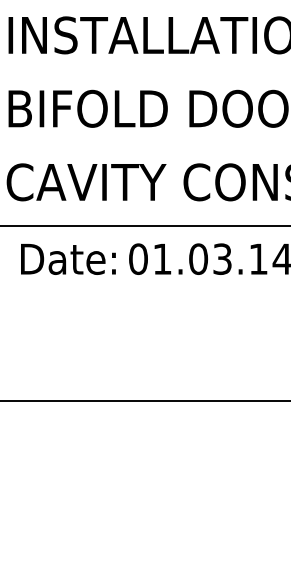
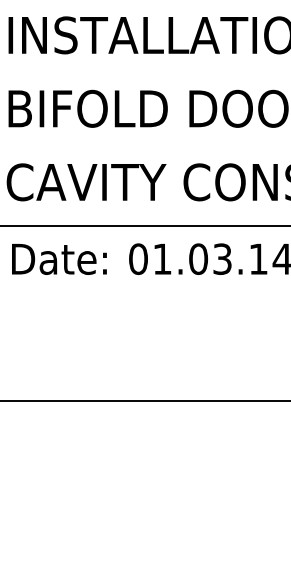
text position: (68, 259) -> (59, 259) (59, 259)
